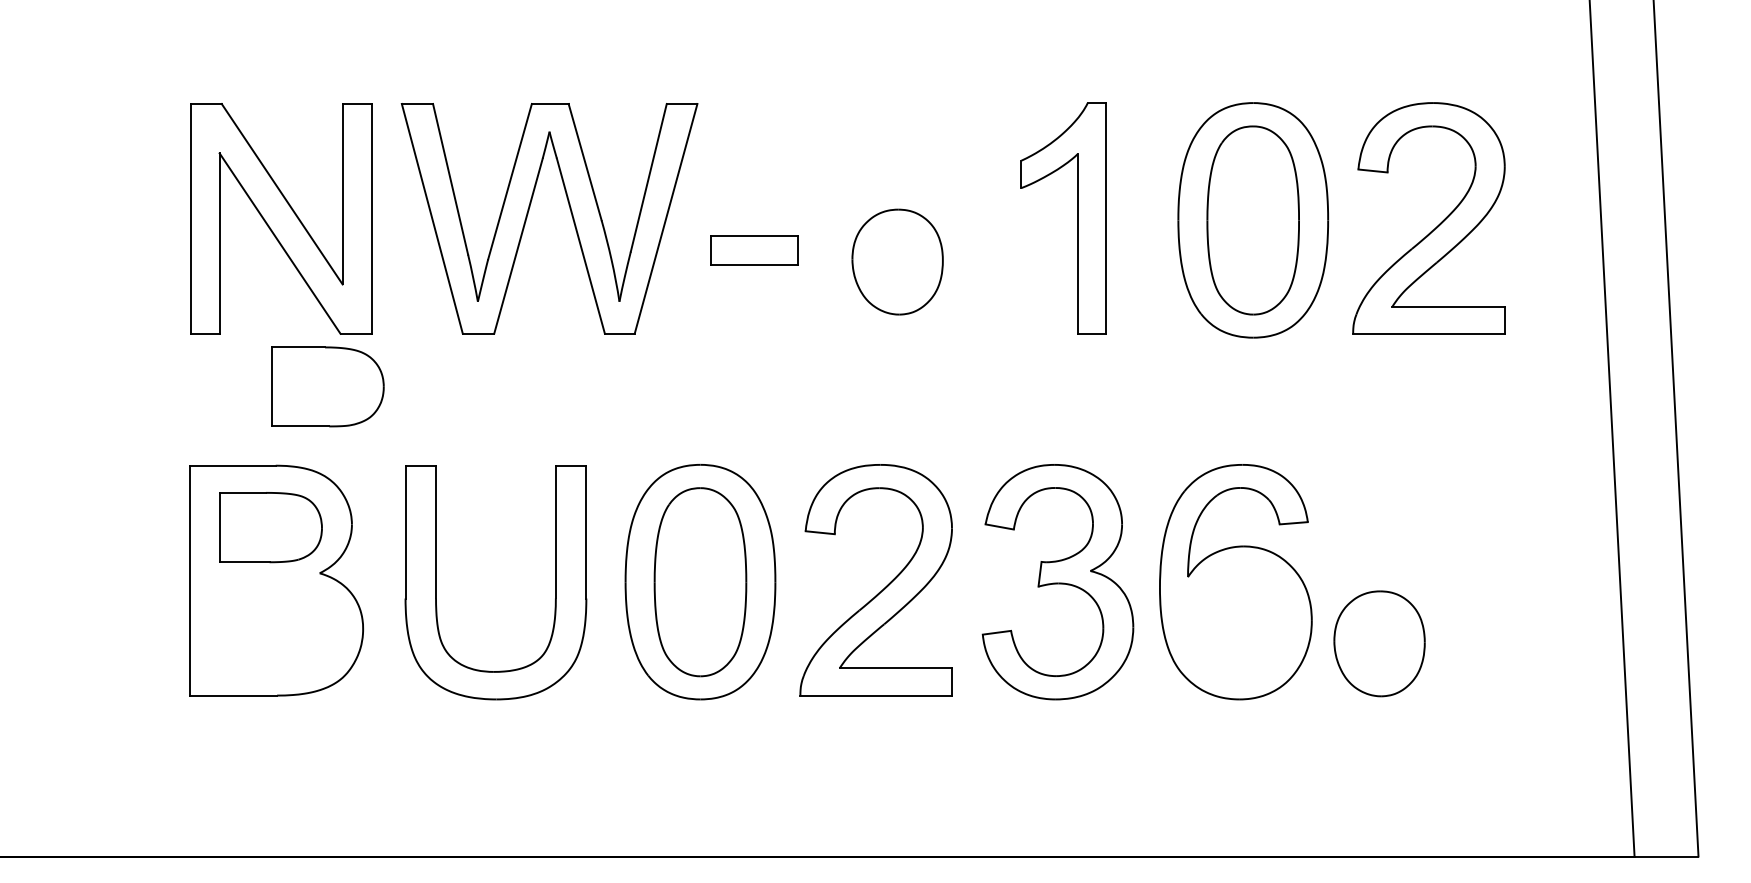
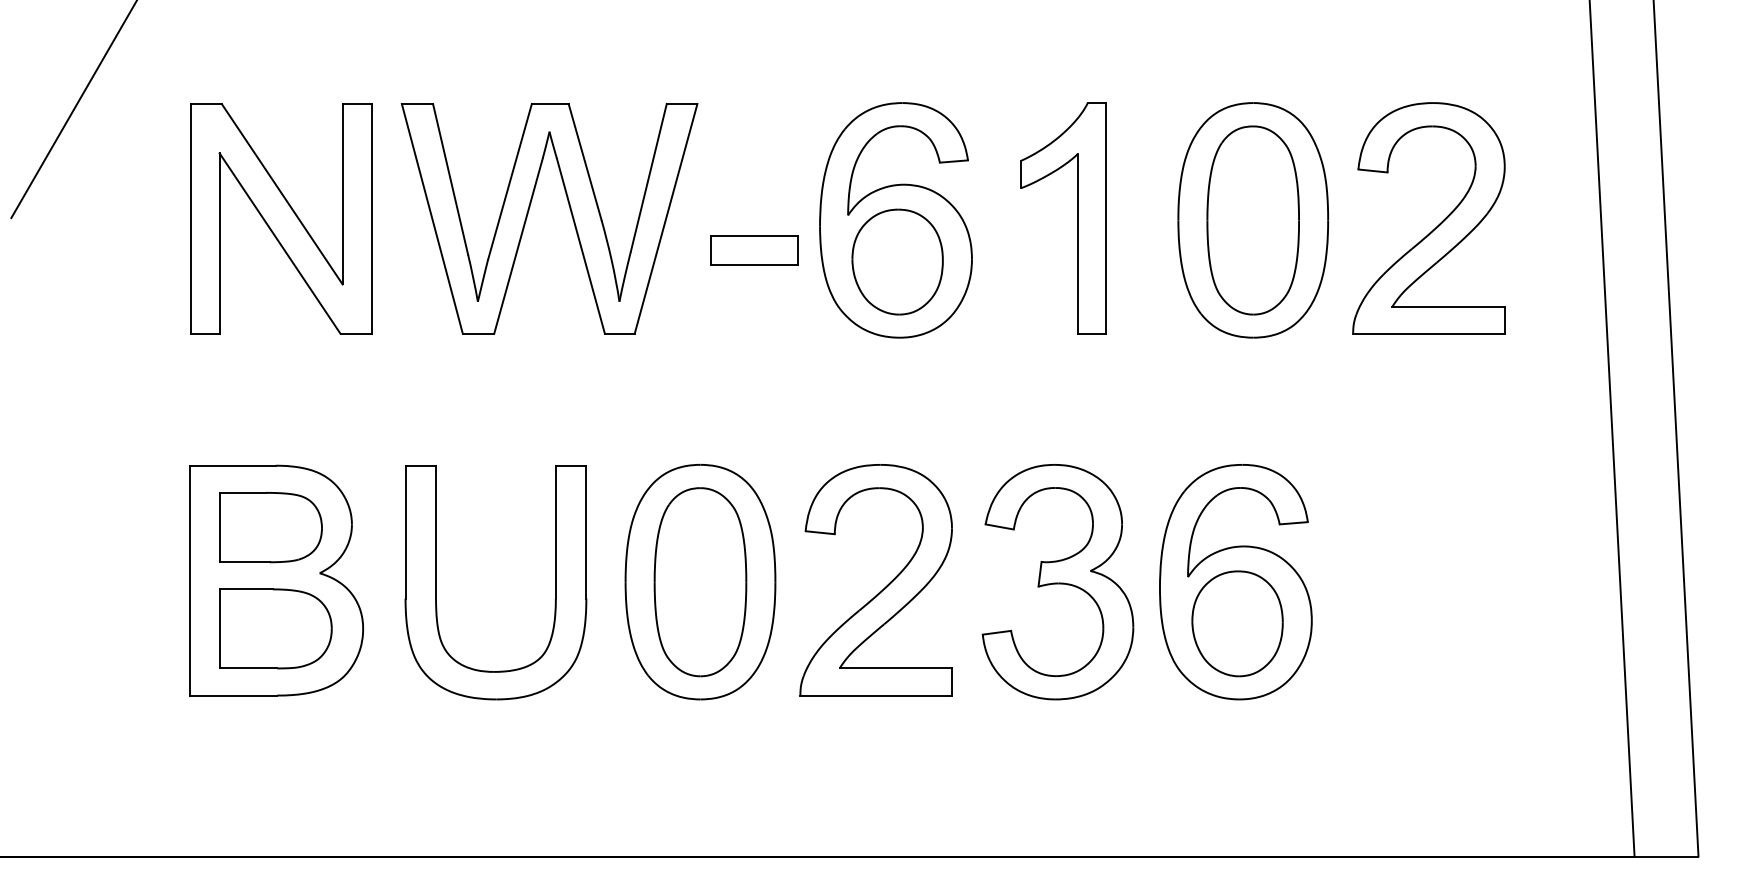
line: none -> present (73, 110)
part: none -> present (895, 220)
part position: (327, 386) -> (275, 628) (275, 628)
part position: (1379, 643) -> (1237, 623) (1237, 623)
